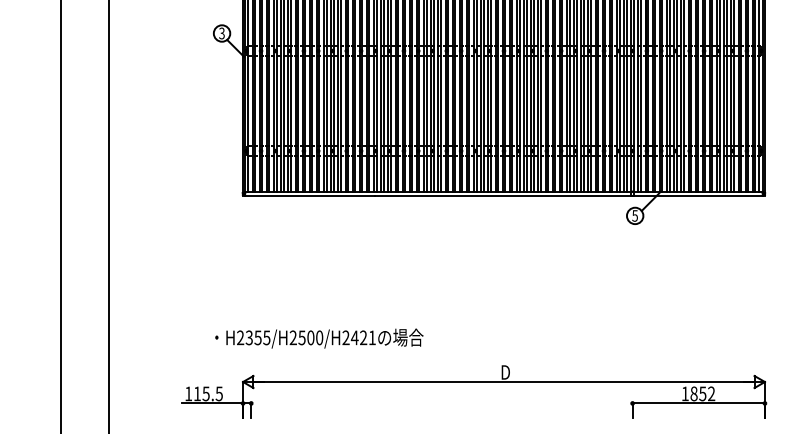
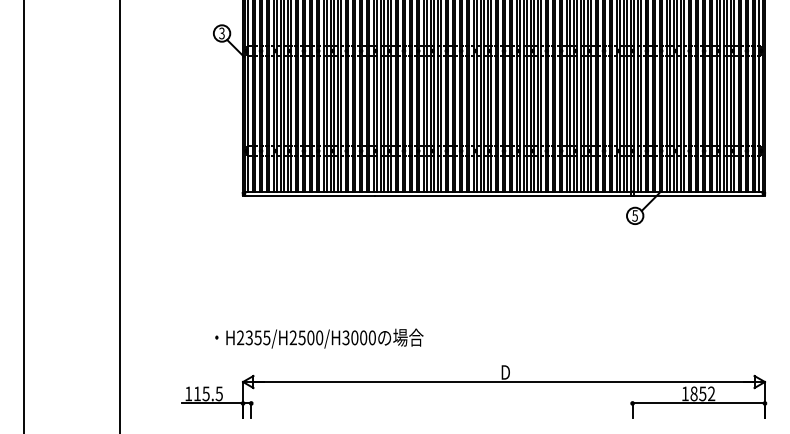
line position: (60, 216) -> (23, 216) (23, 216)
line position: (109, 216) -> (120, 216) (120, 216)
text: H2355/H2500/H2421 -> H2355/H2500/H3000 (358, 337)
